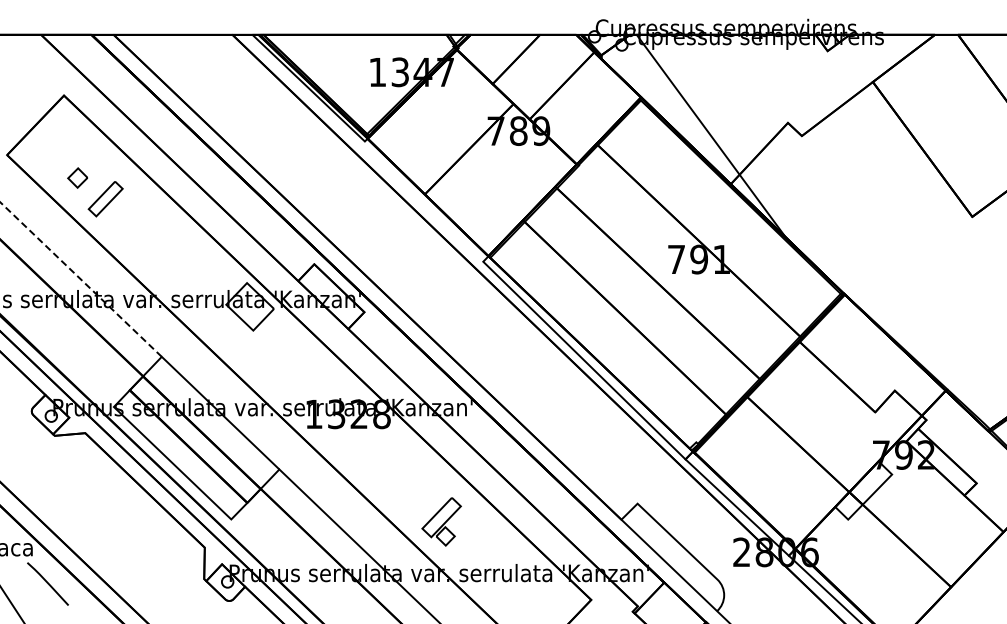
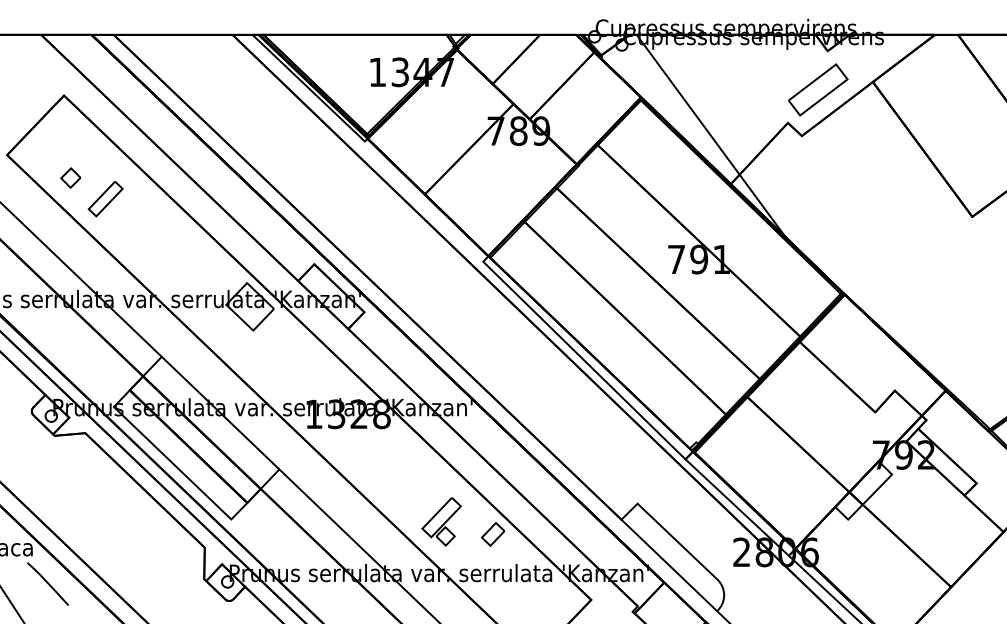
part: none -> present (818, 89)
part position: (77, 177) -> (70, 177) (70, 177)
line: dashed -> solid (80, 279)
part: none -> present (492, 534)
